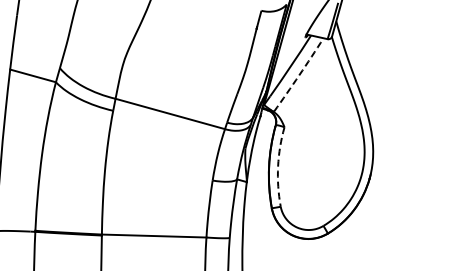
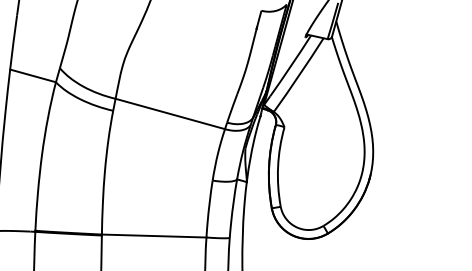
arc: dashed -> solid (299, 75)
arc: dashed -> solid (278, 166)
